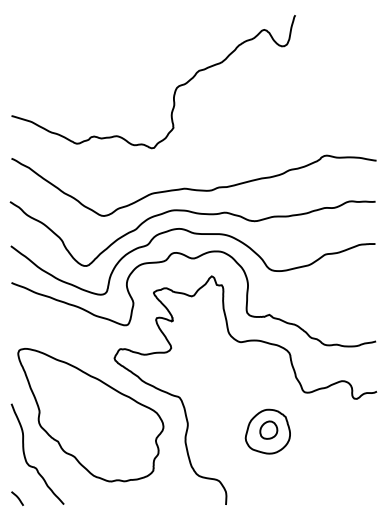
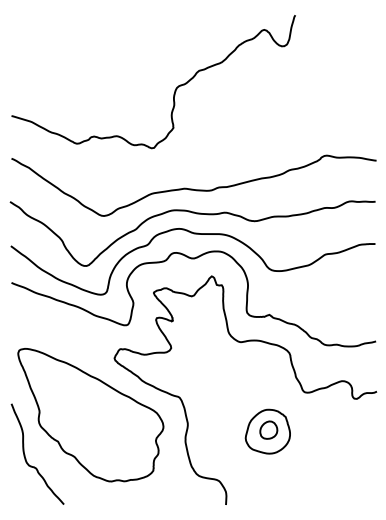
curve: present -> none (17, 498)
